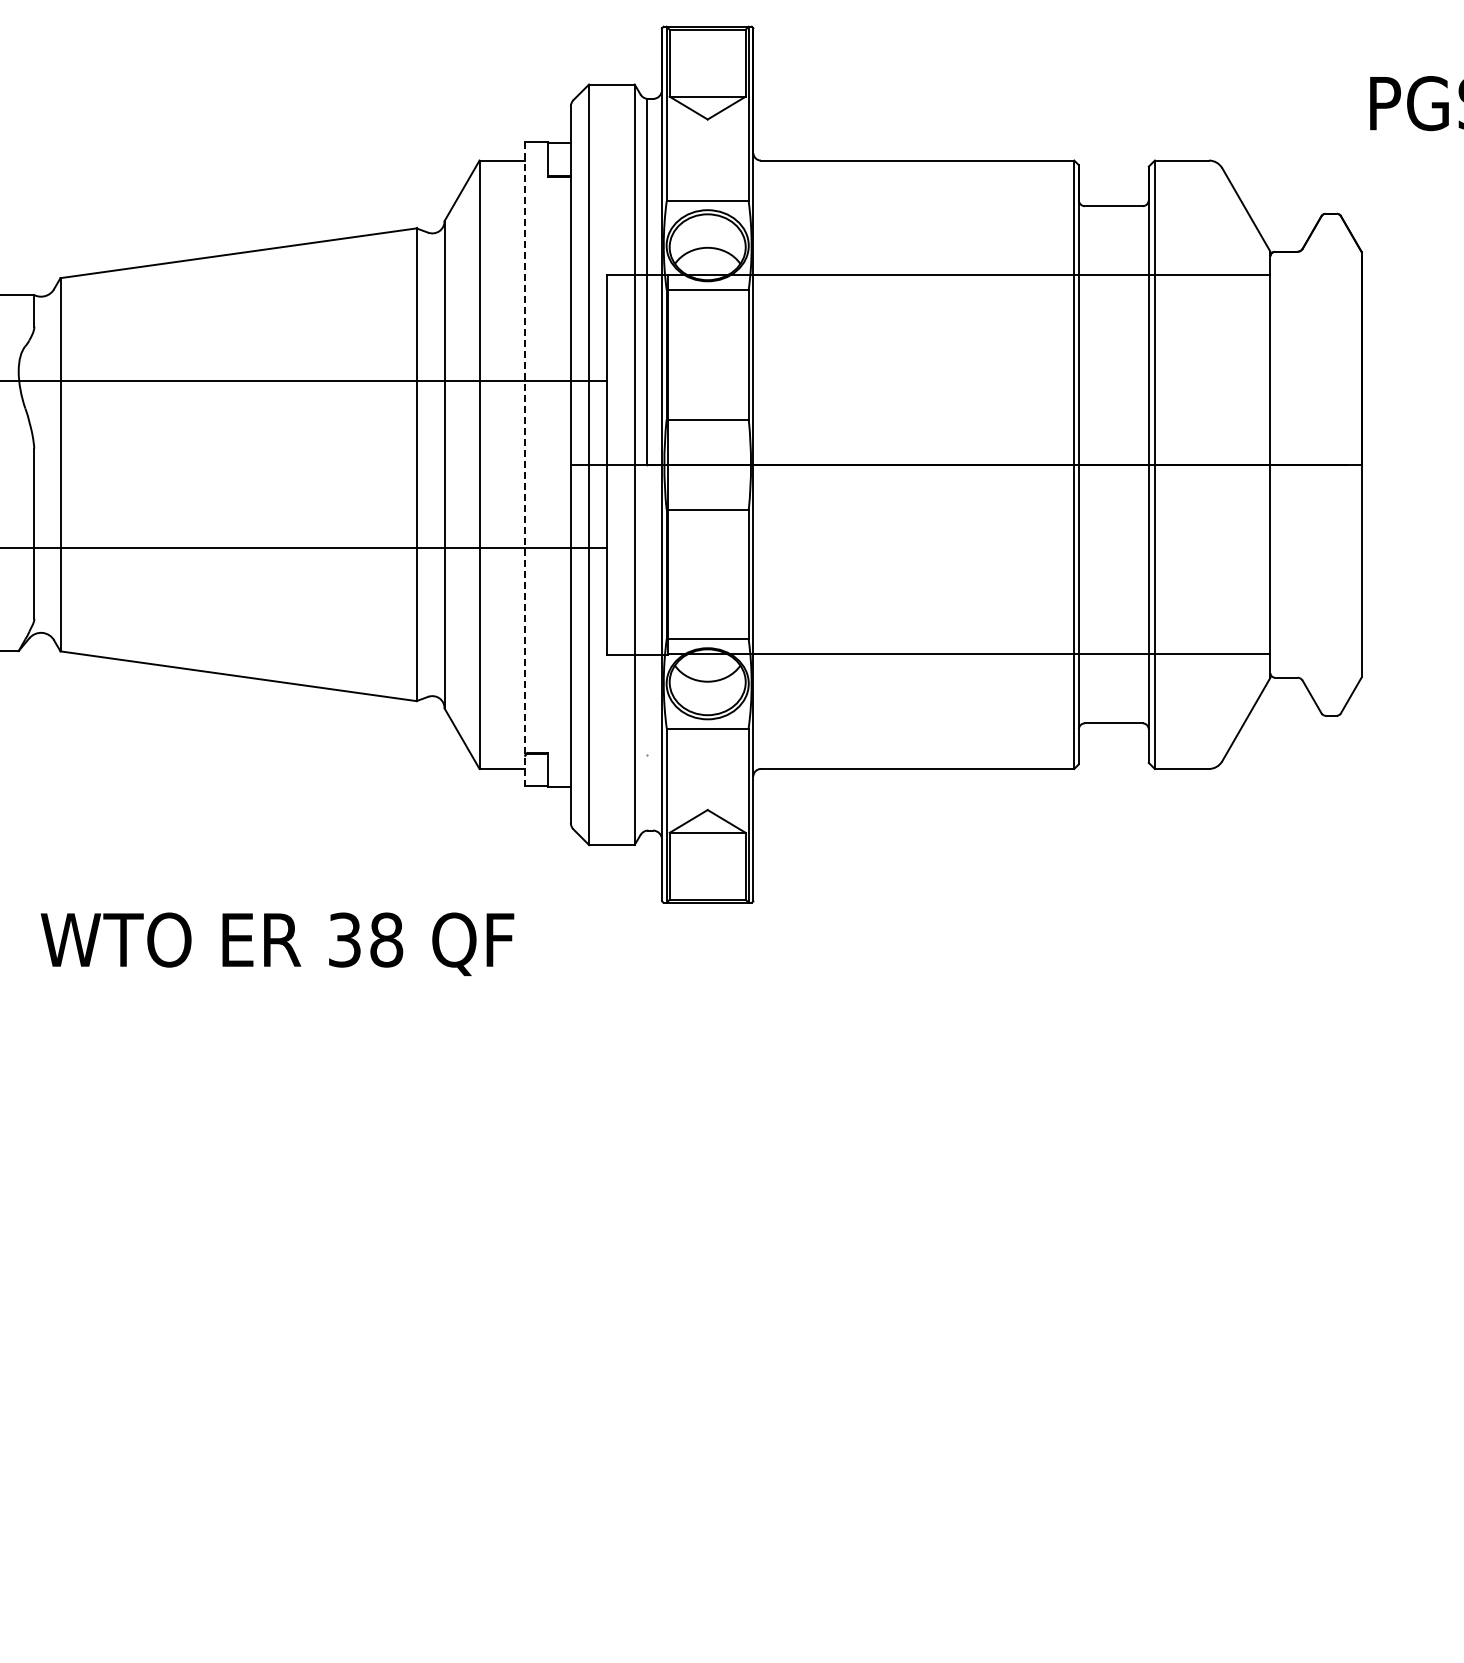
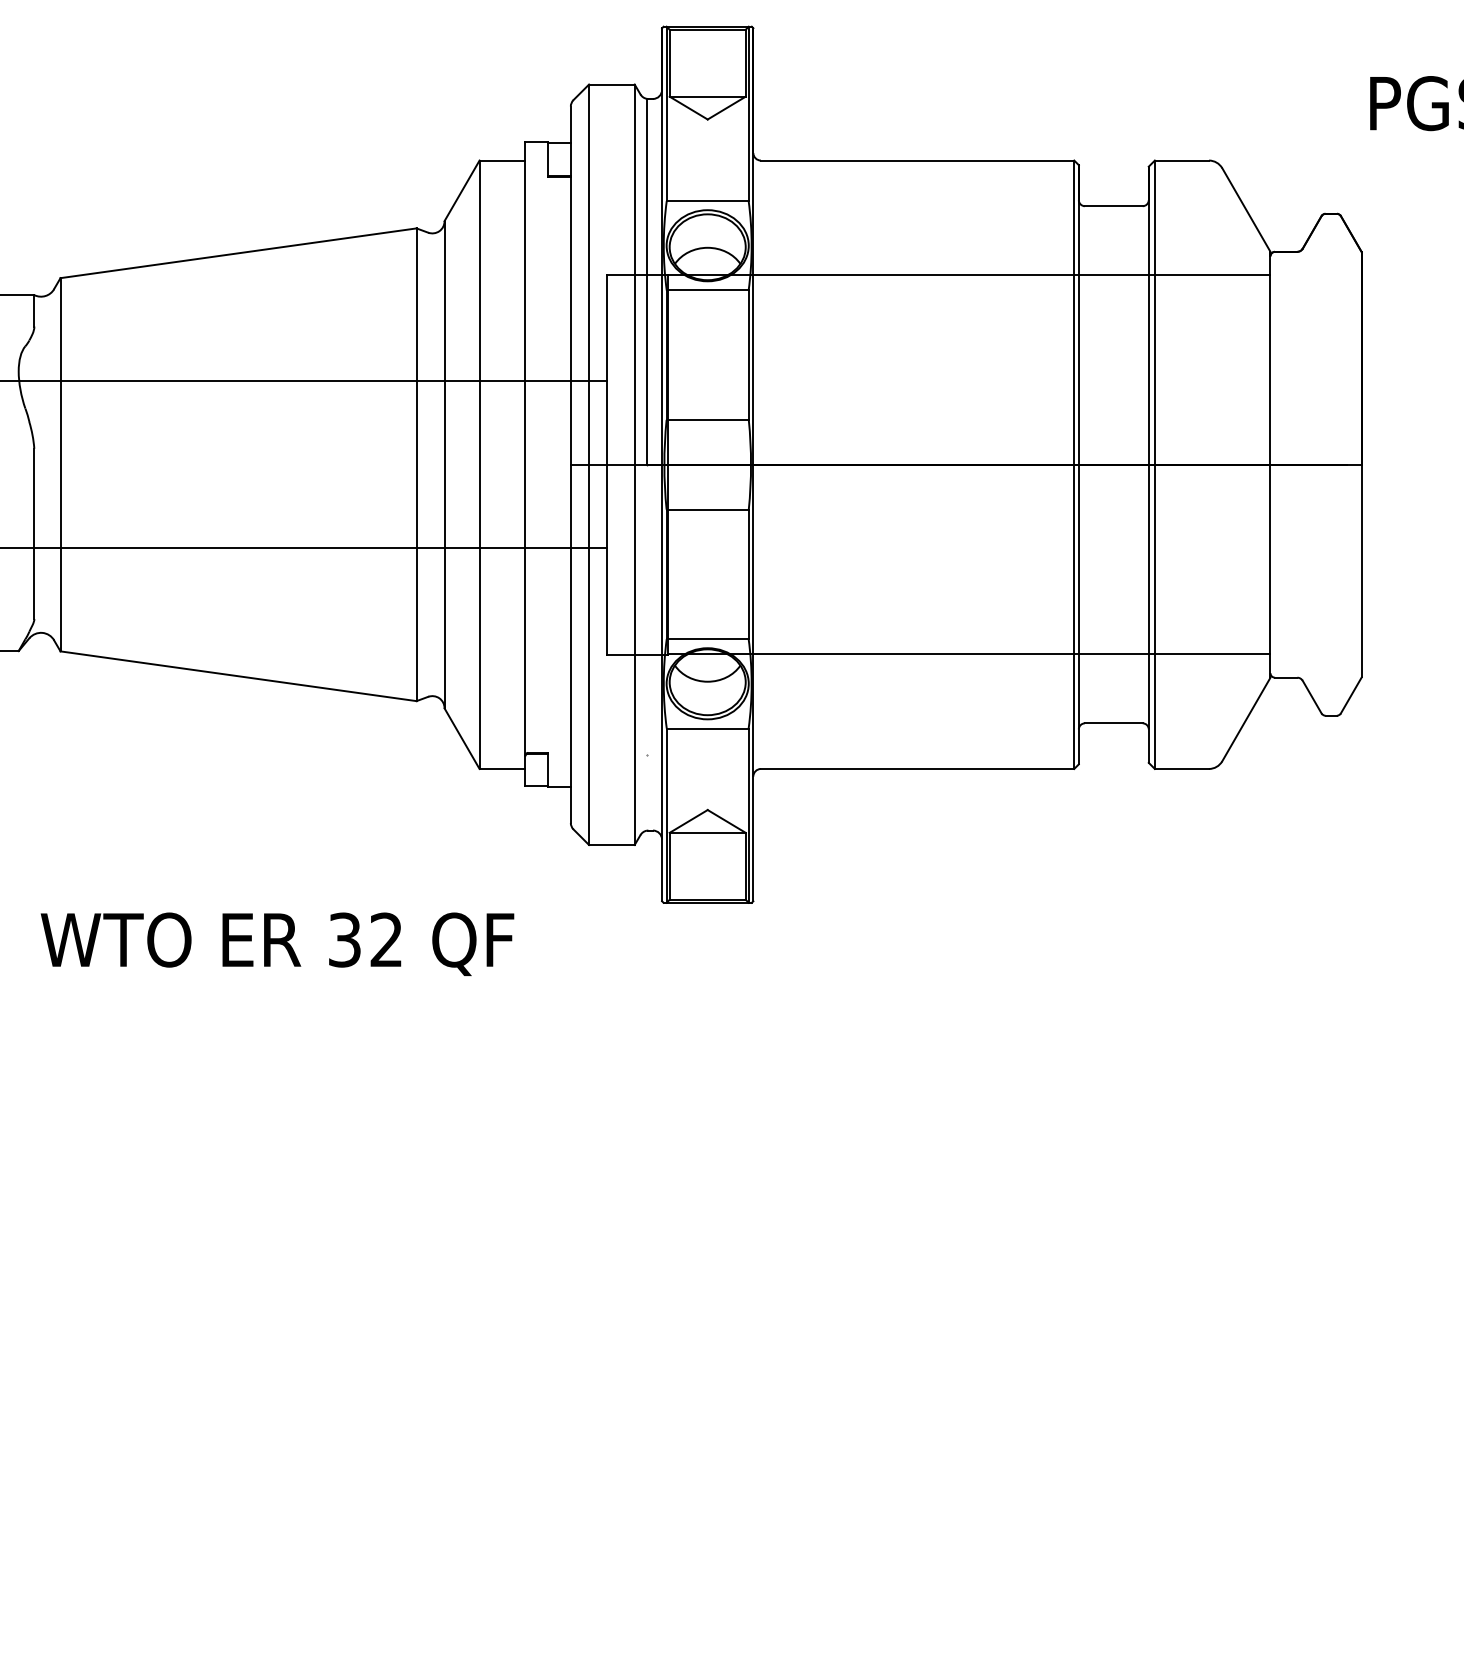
line: dashed -> solid (525, 464)
text: 38 -> 32 (386, 939)
